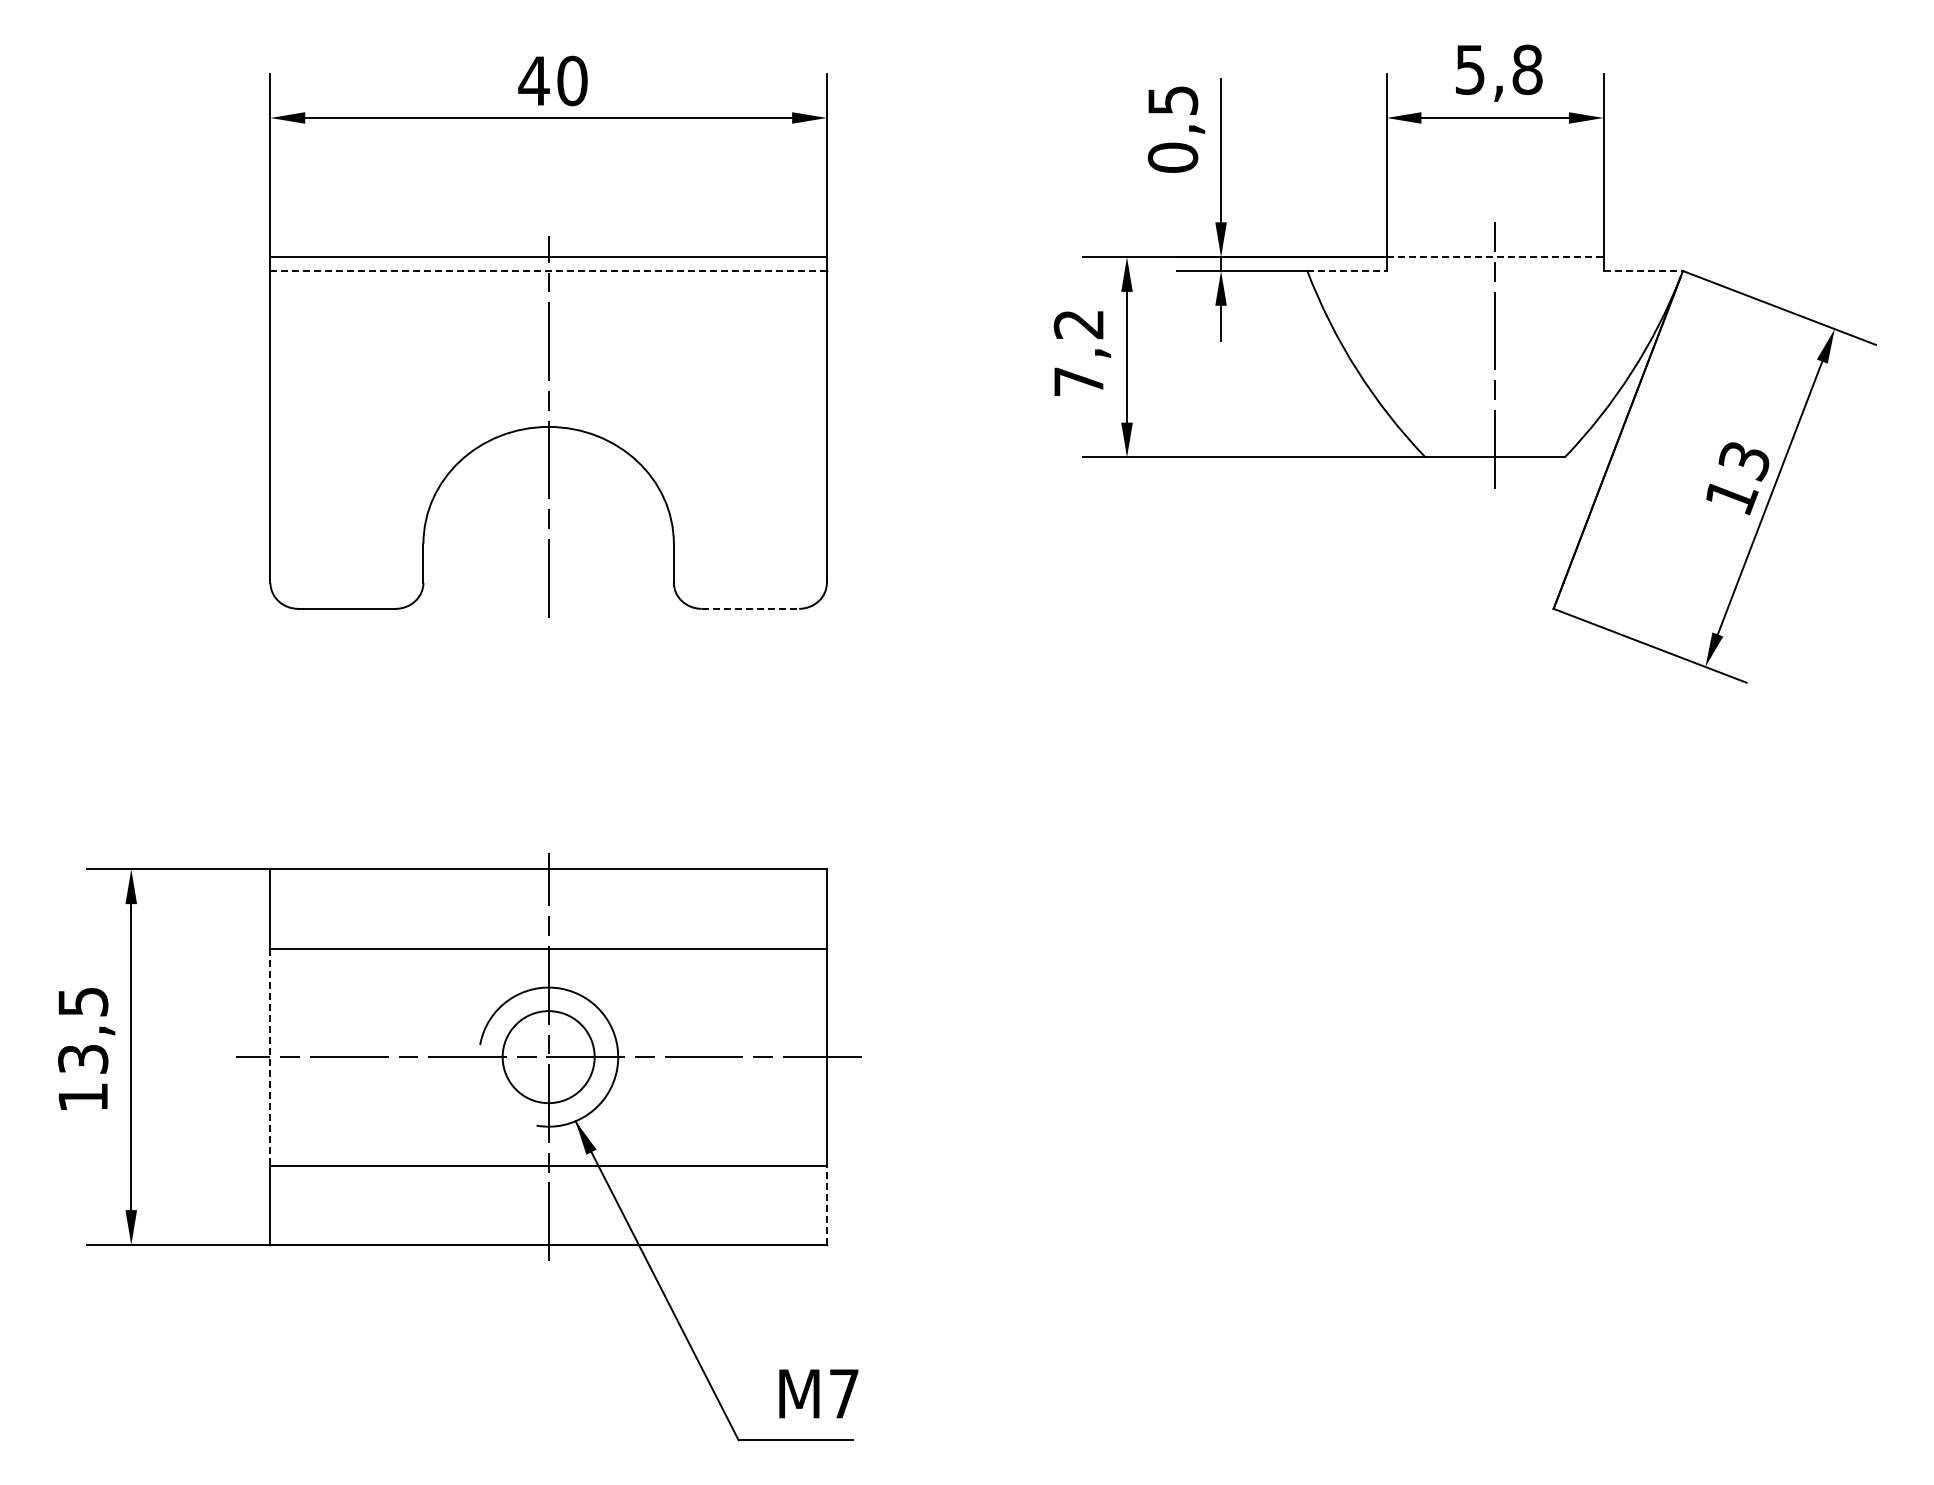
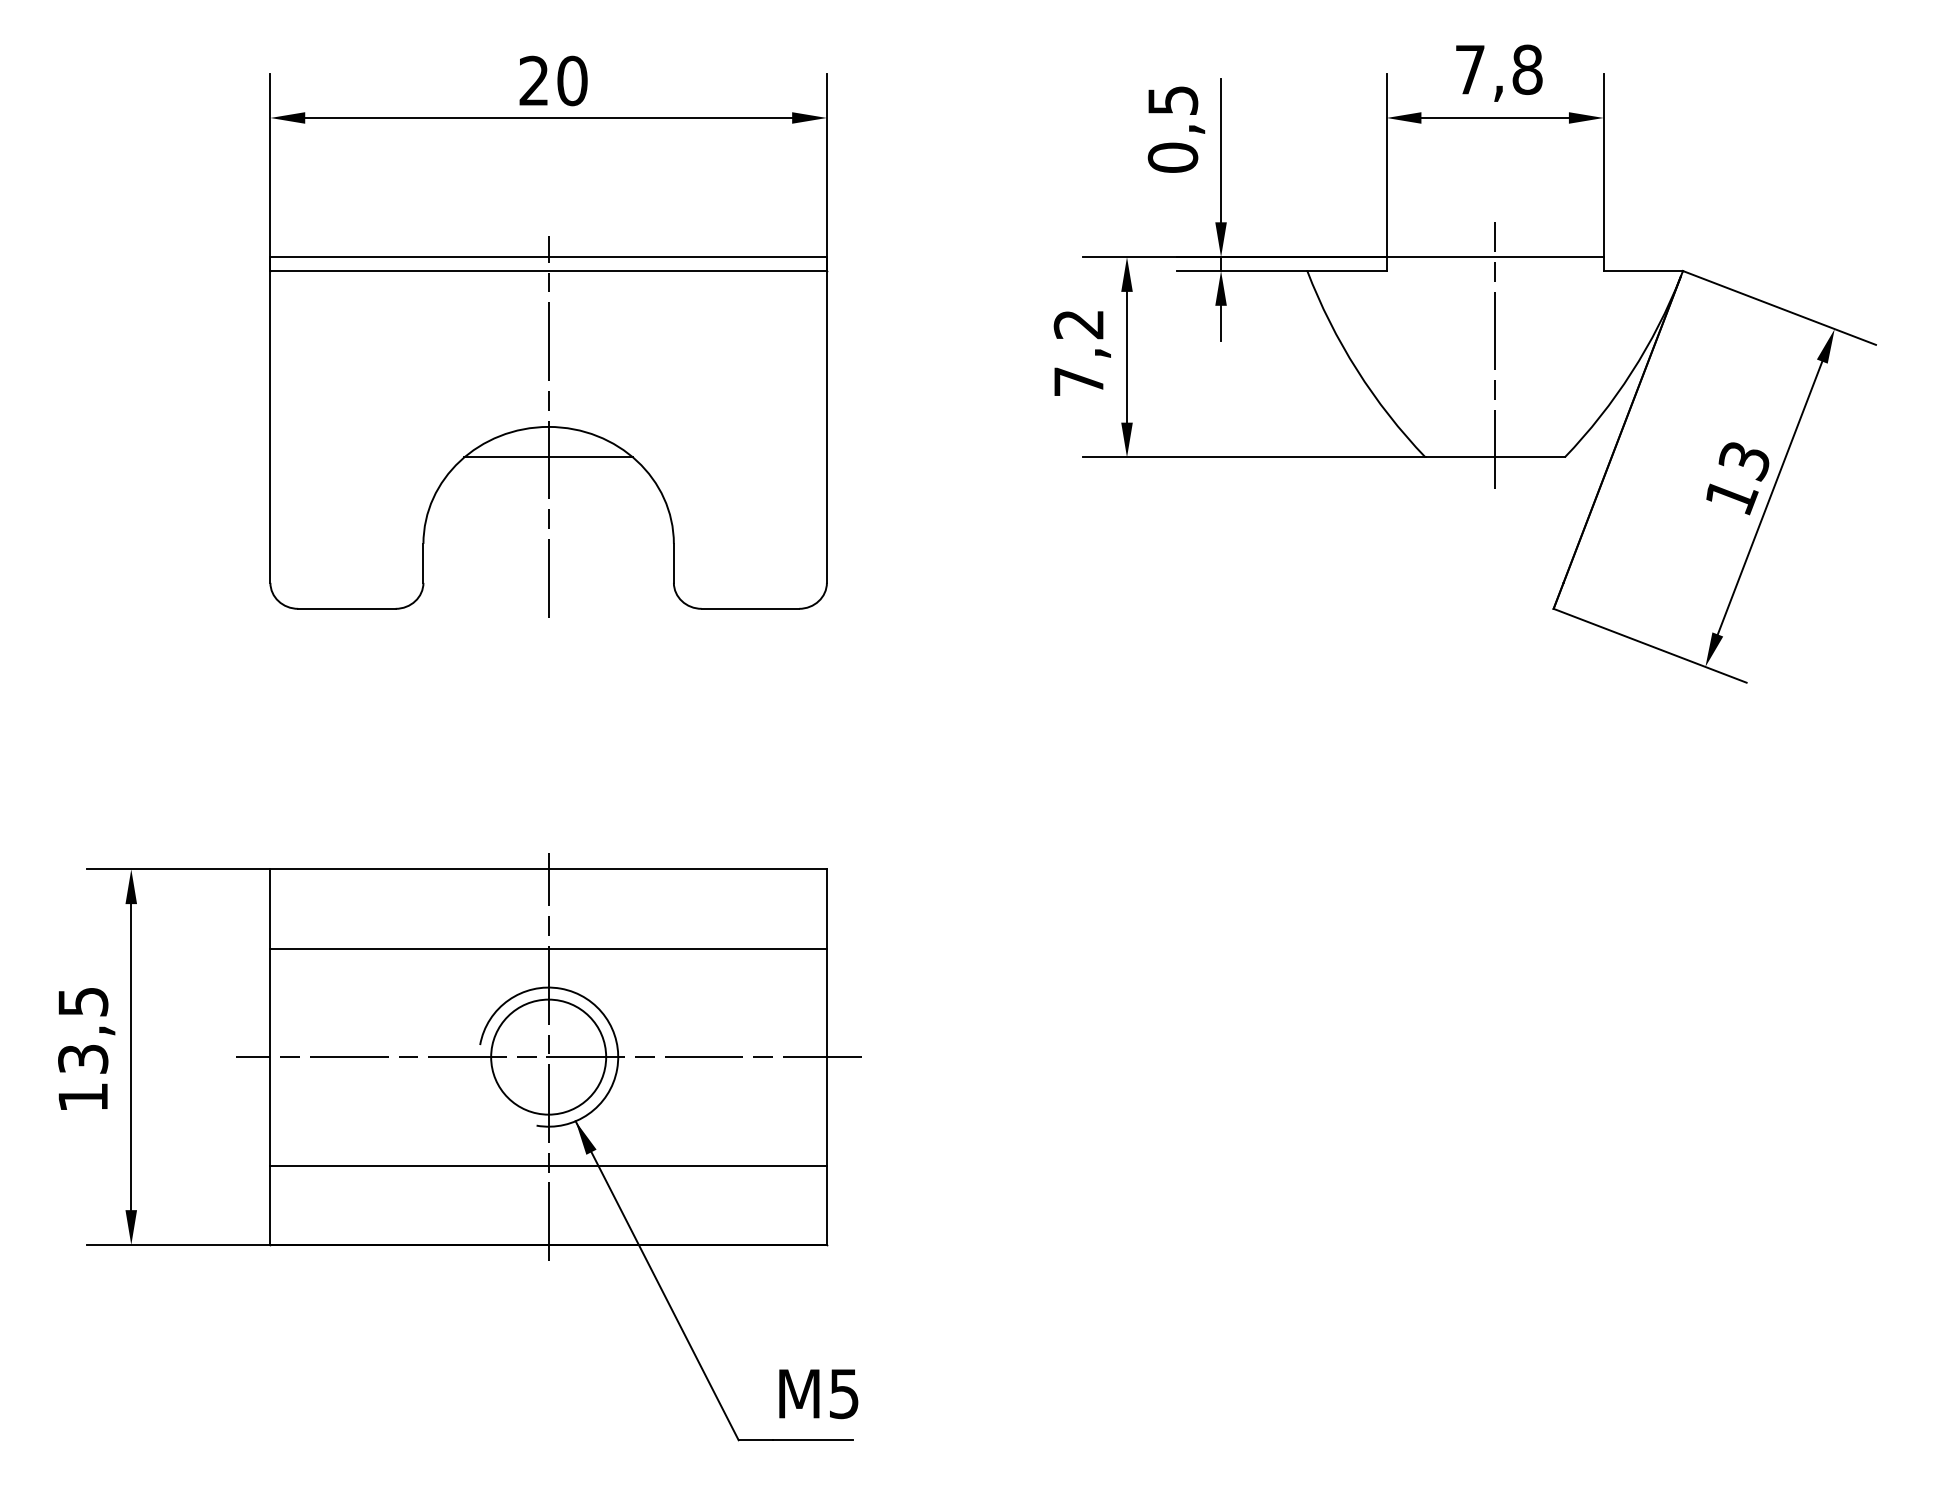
text: 5,8 -> 7,8 (1470, 70)
text: 40 -> 20 (534, 80)
line: dashed -> solid (1495, 257)
line: dashed -> solid (548, 271)
line: dashed -> solid (1347, 271)
line: dashed -> solid (1643, 271)
line: none -> present (548, 457)
line: dashed -> solid (750, 608)
line: dashed -> solid (270, 1057)
circle diameter: 92 px -> 115 px (548, 1056)
line: dashed -> solid (826, 1205)
text: M7 -> M5 (844, 1394)
